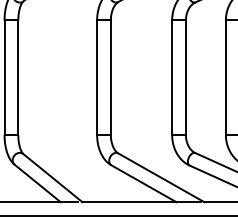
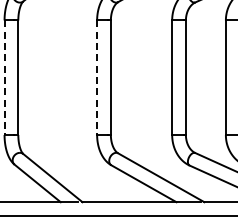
line: solid -> dashed (4, 78)
line: solid -> dashed (97, 78)
